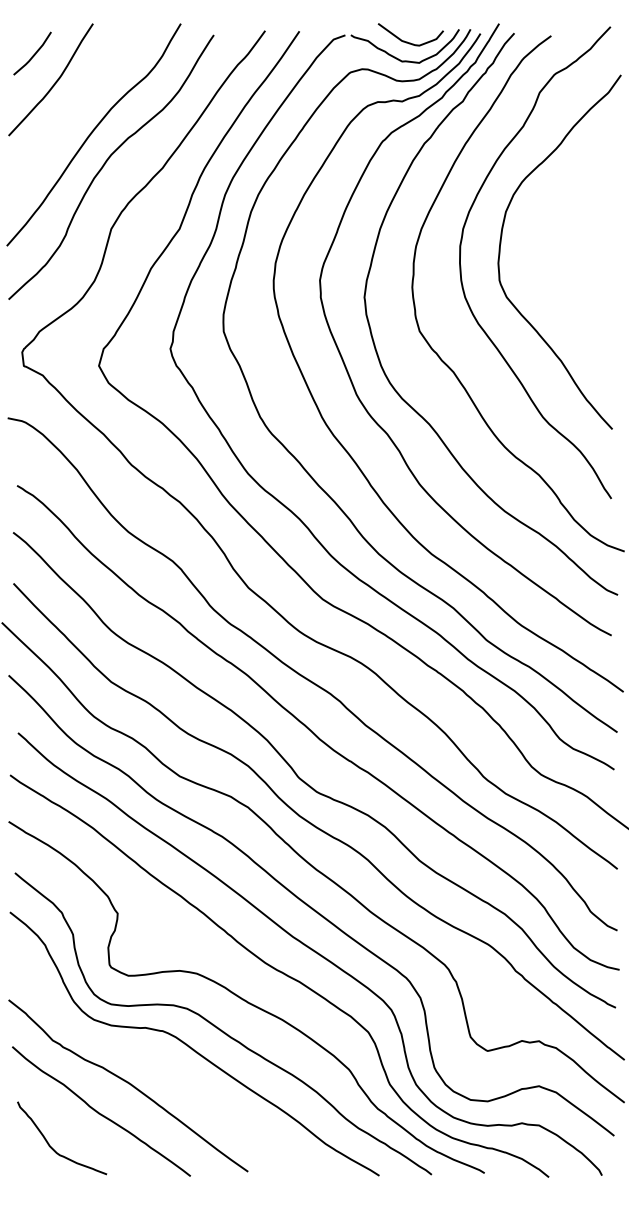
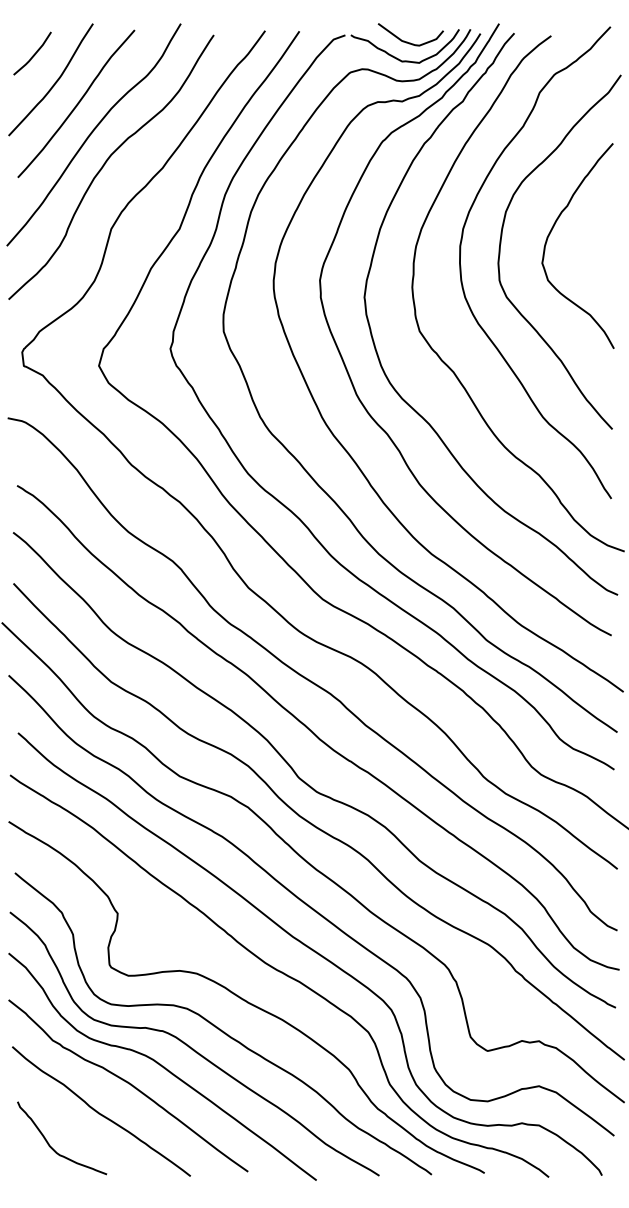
curve: none -> present (77, 103)
curve: none -> present (551, 232)
curve: none -> present (162, 1066)
